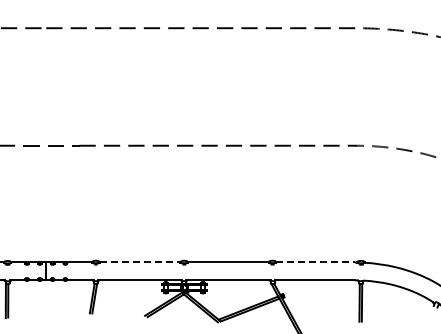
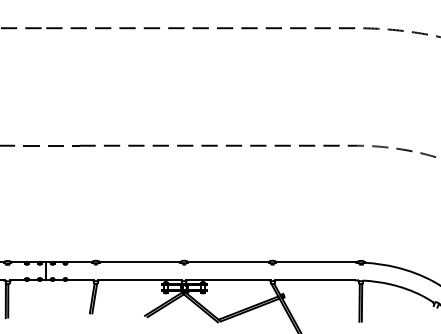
line: dashed -> solid (140, 262)
line: dashed -> solid (316, 262)
